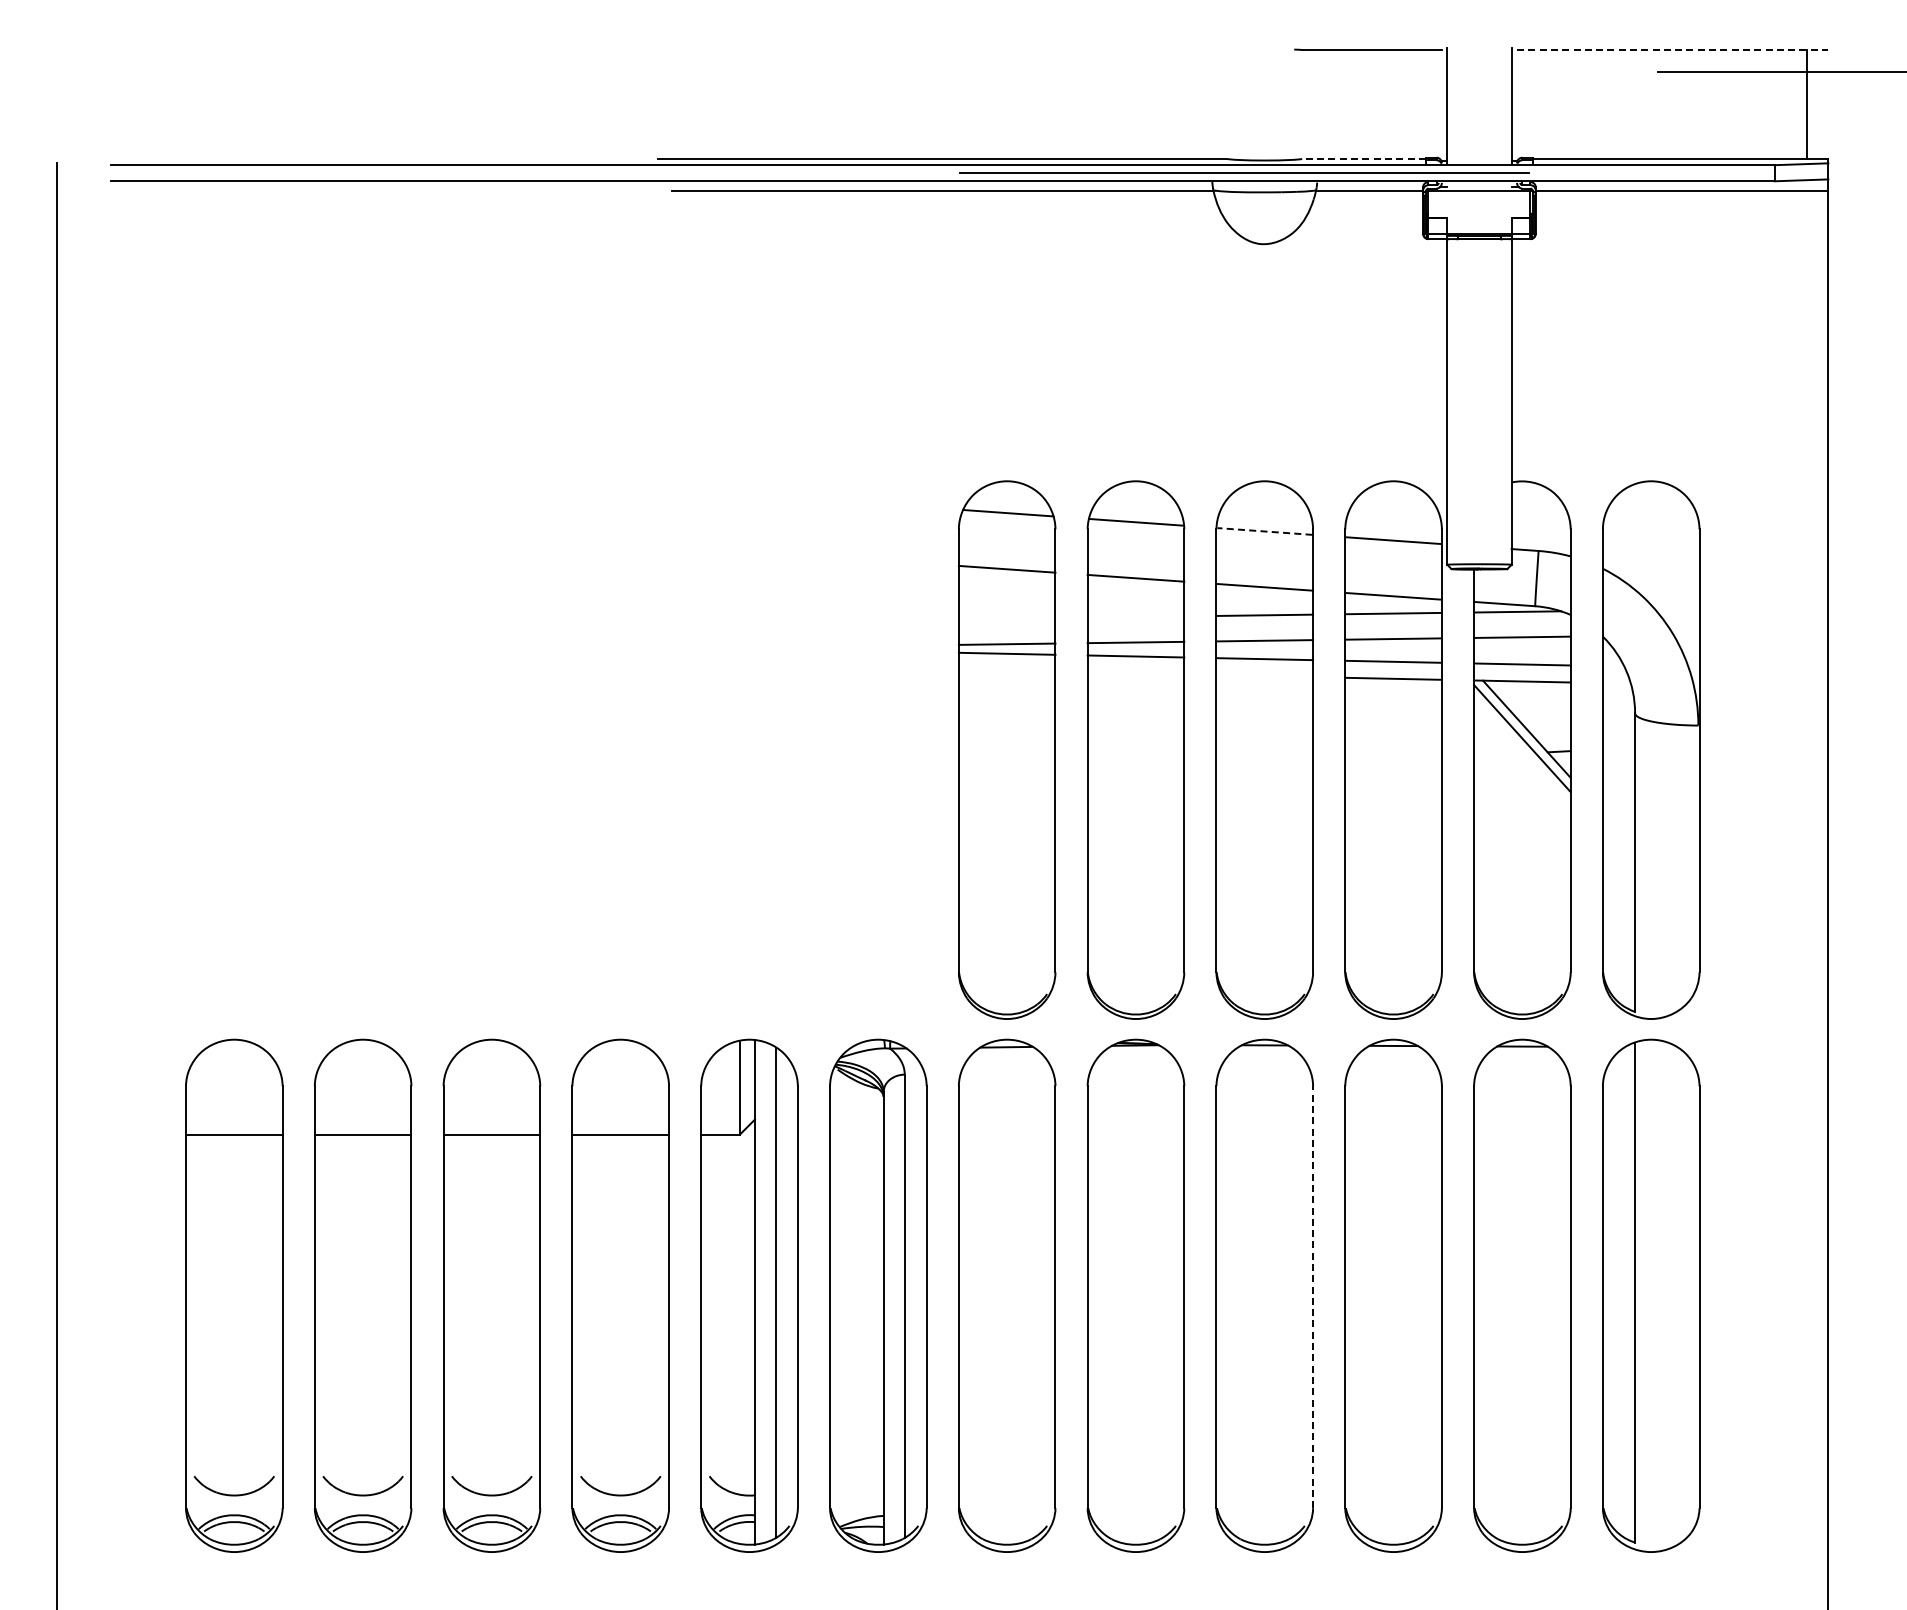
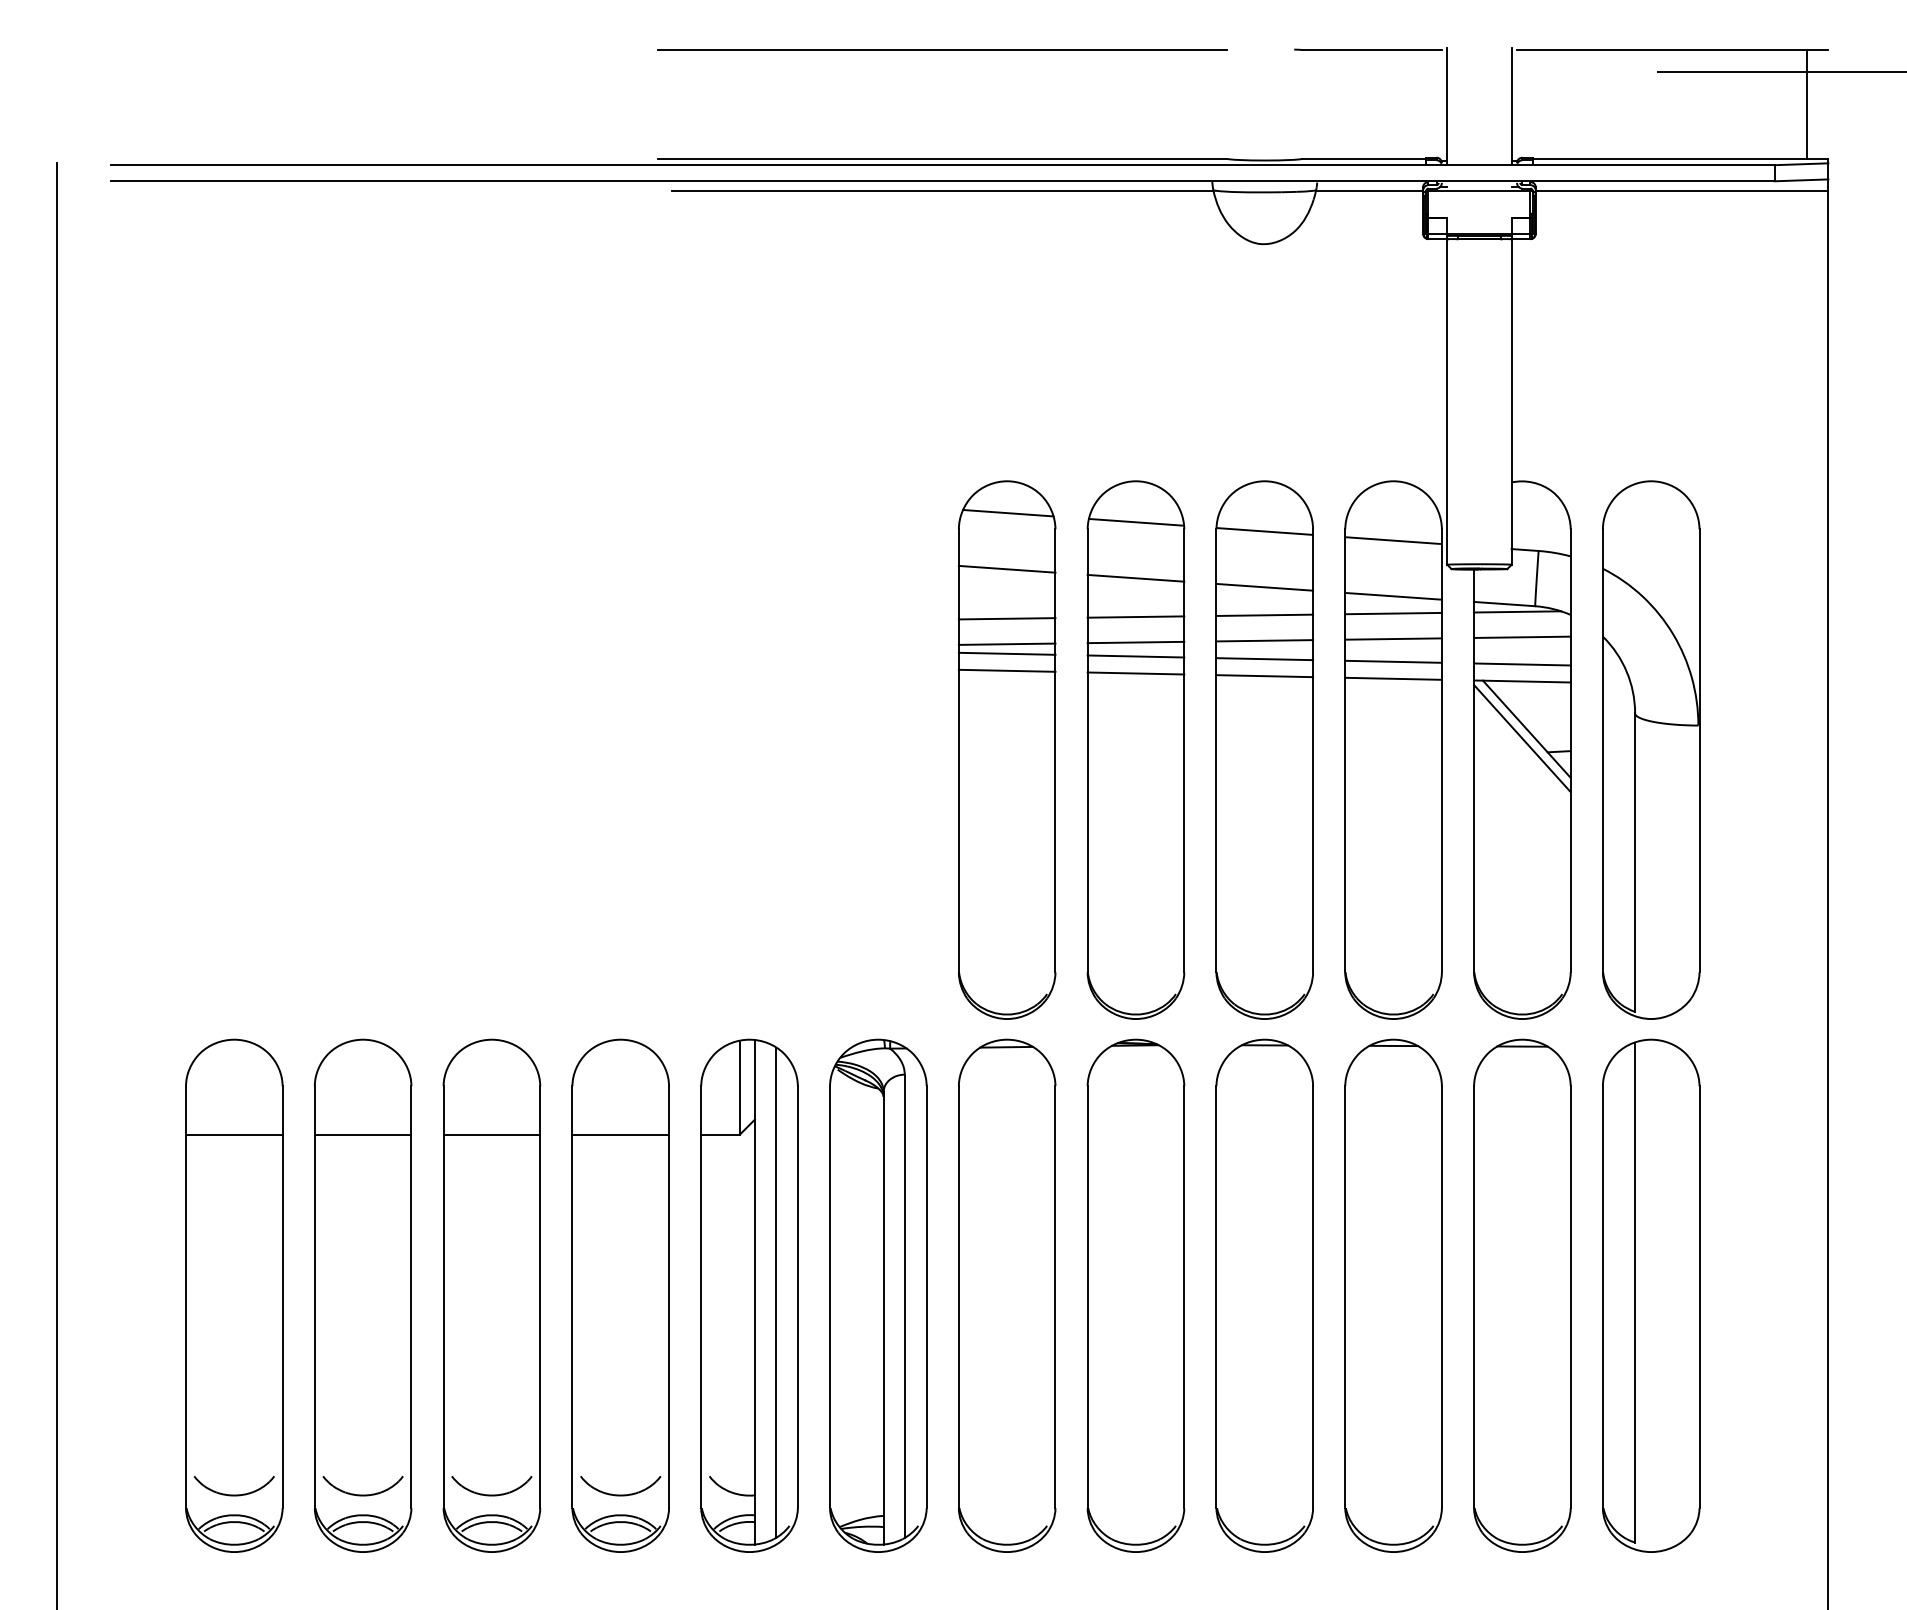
line: dashed -> solid (1672, 50)
line: dashed -> solid (1363, 158)
line position: (1244, 172) -> (942, 49) (942, 49)
line: dashed -> solid (1265, 531)
line: none -> present (1135, 616)
line: none -> present (1006, 618)
line: none -> present (1006, 670)
line: none -> present (1135, 673)
line: none -> present (1264, 676)
line: dashed -> solid (1313, 1296)
